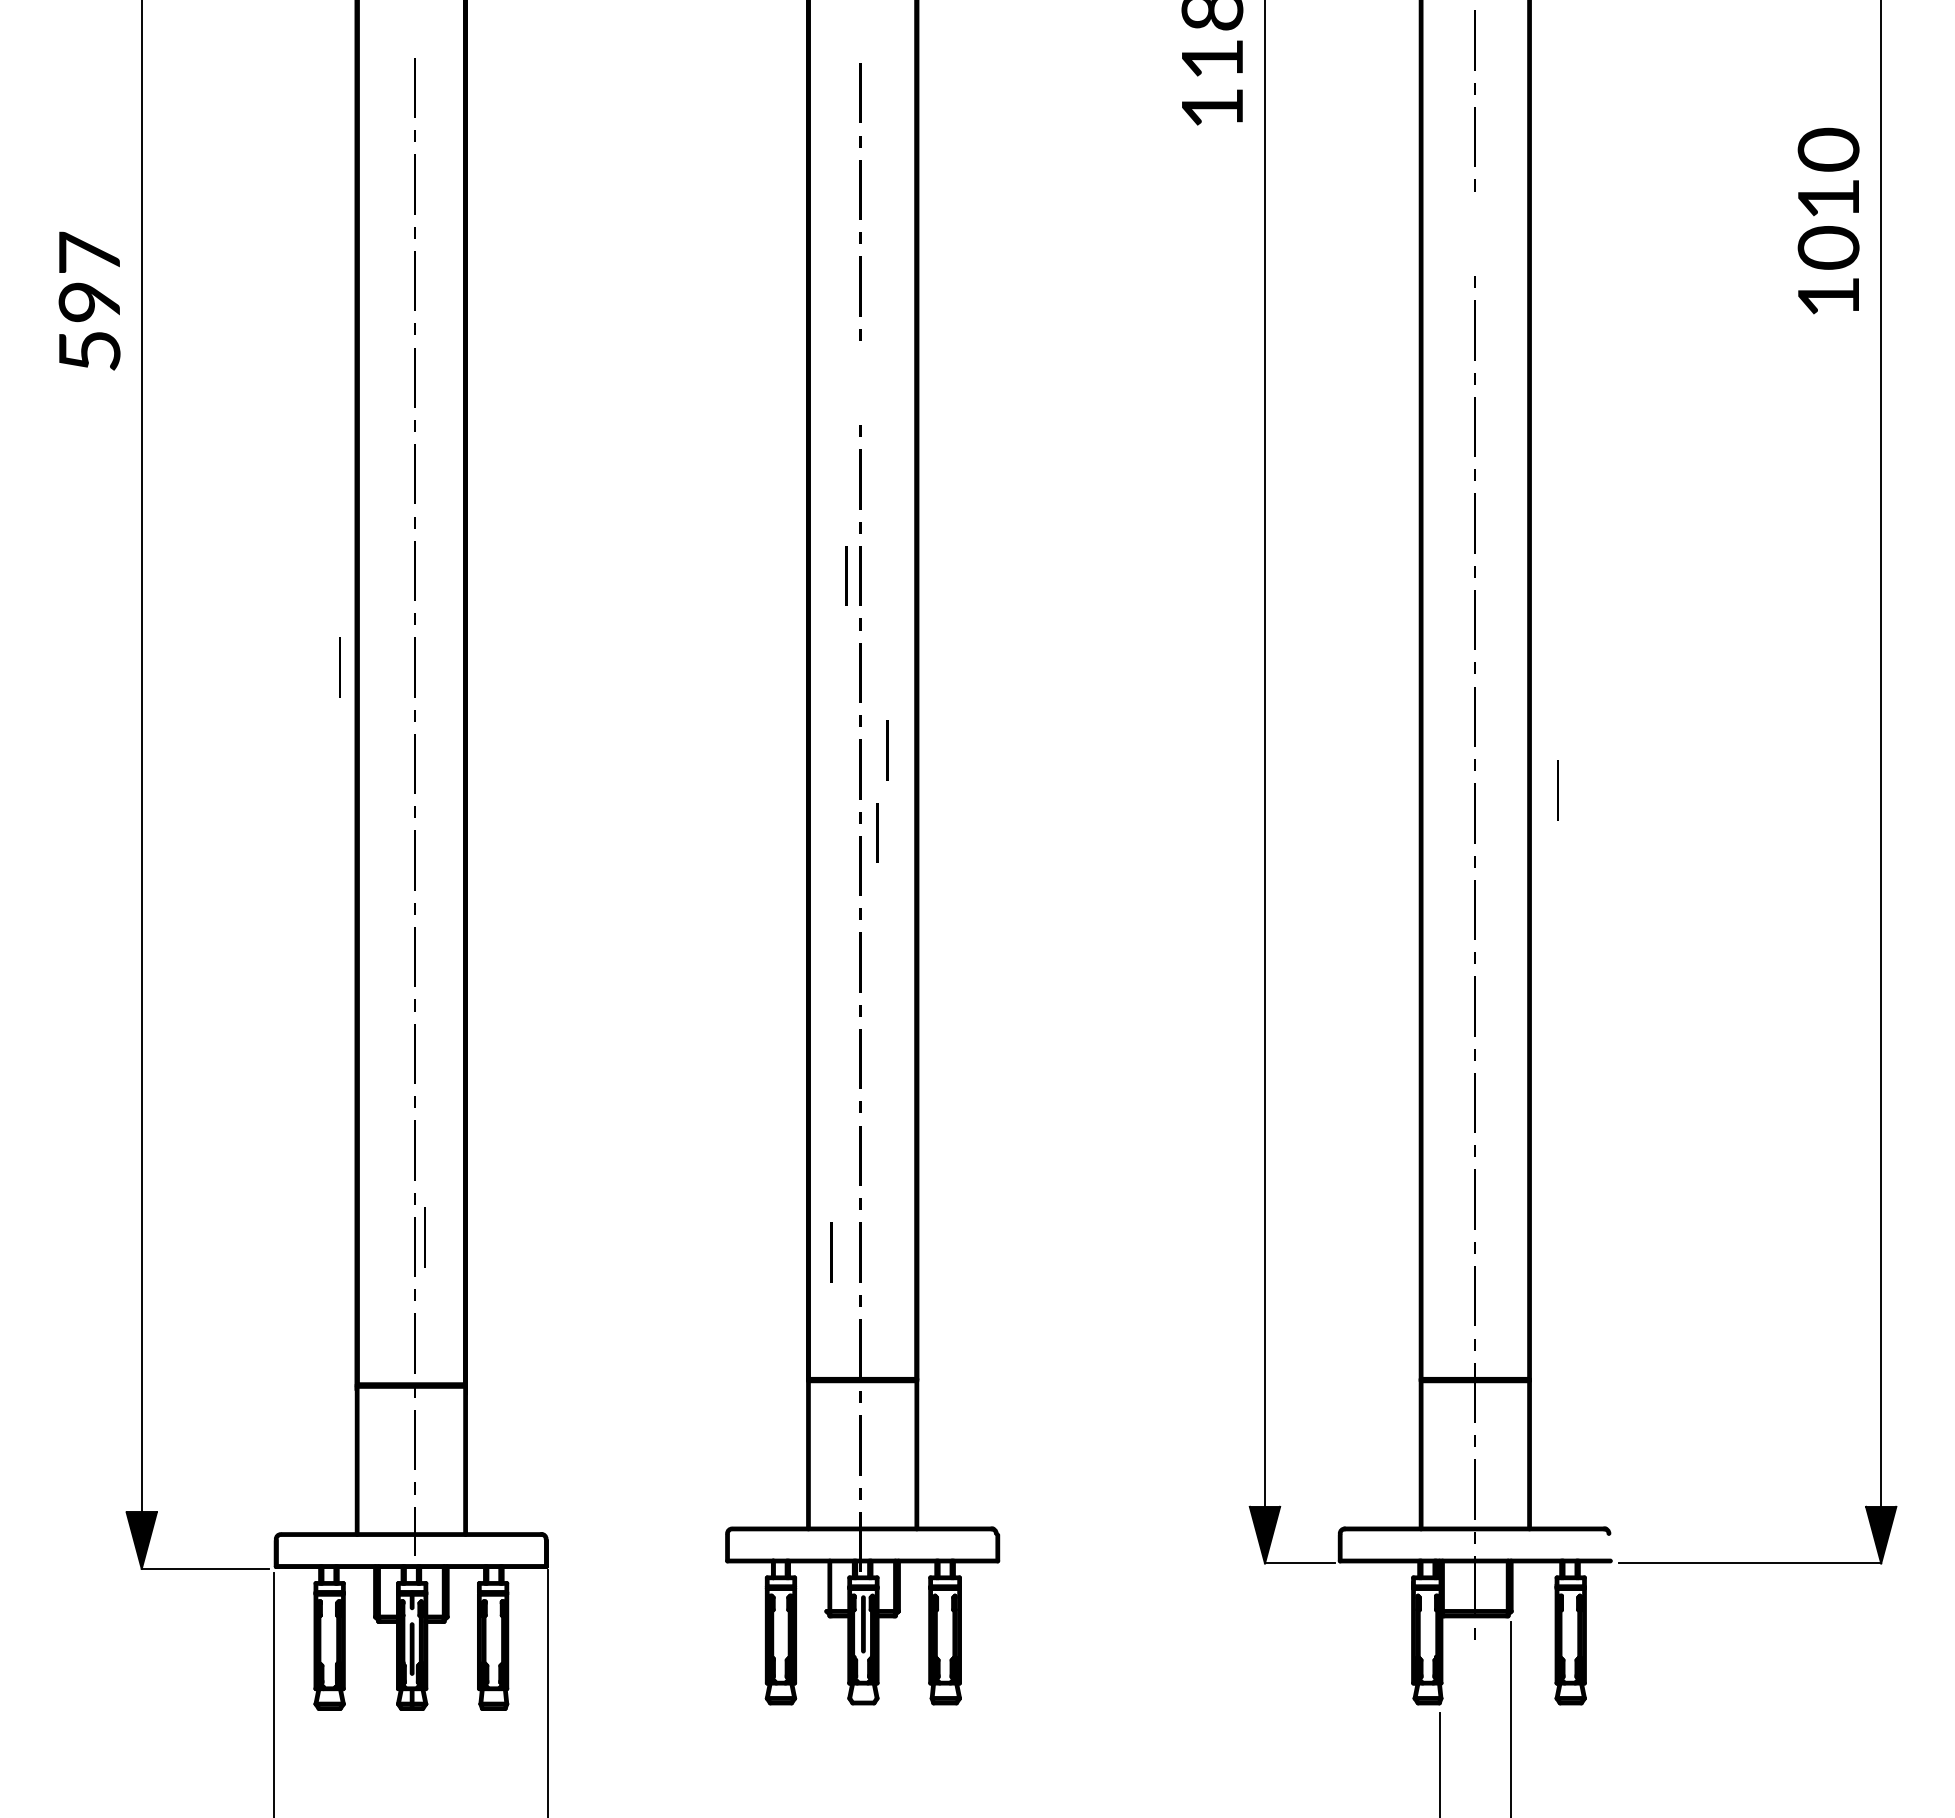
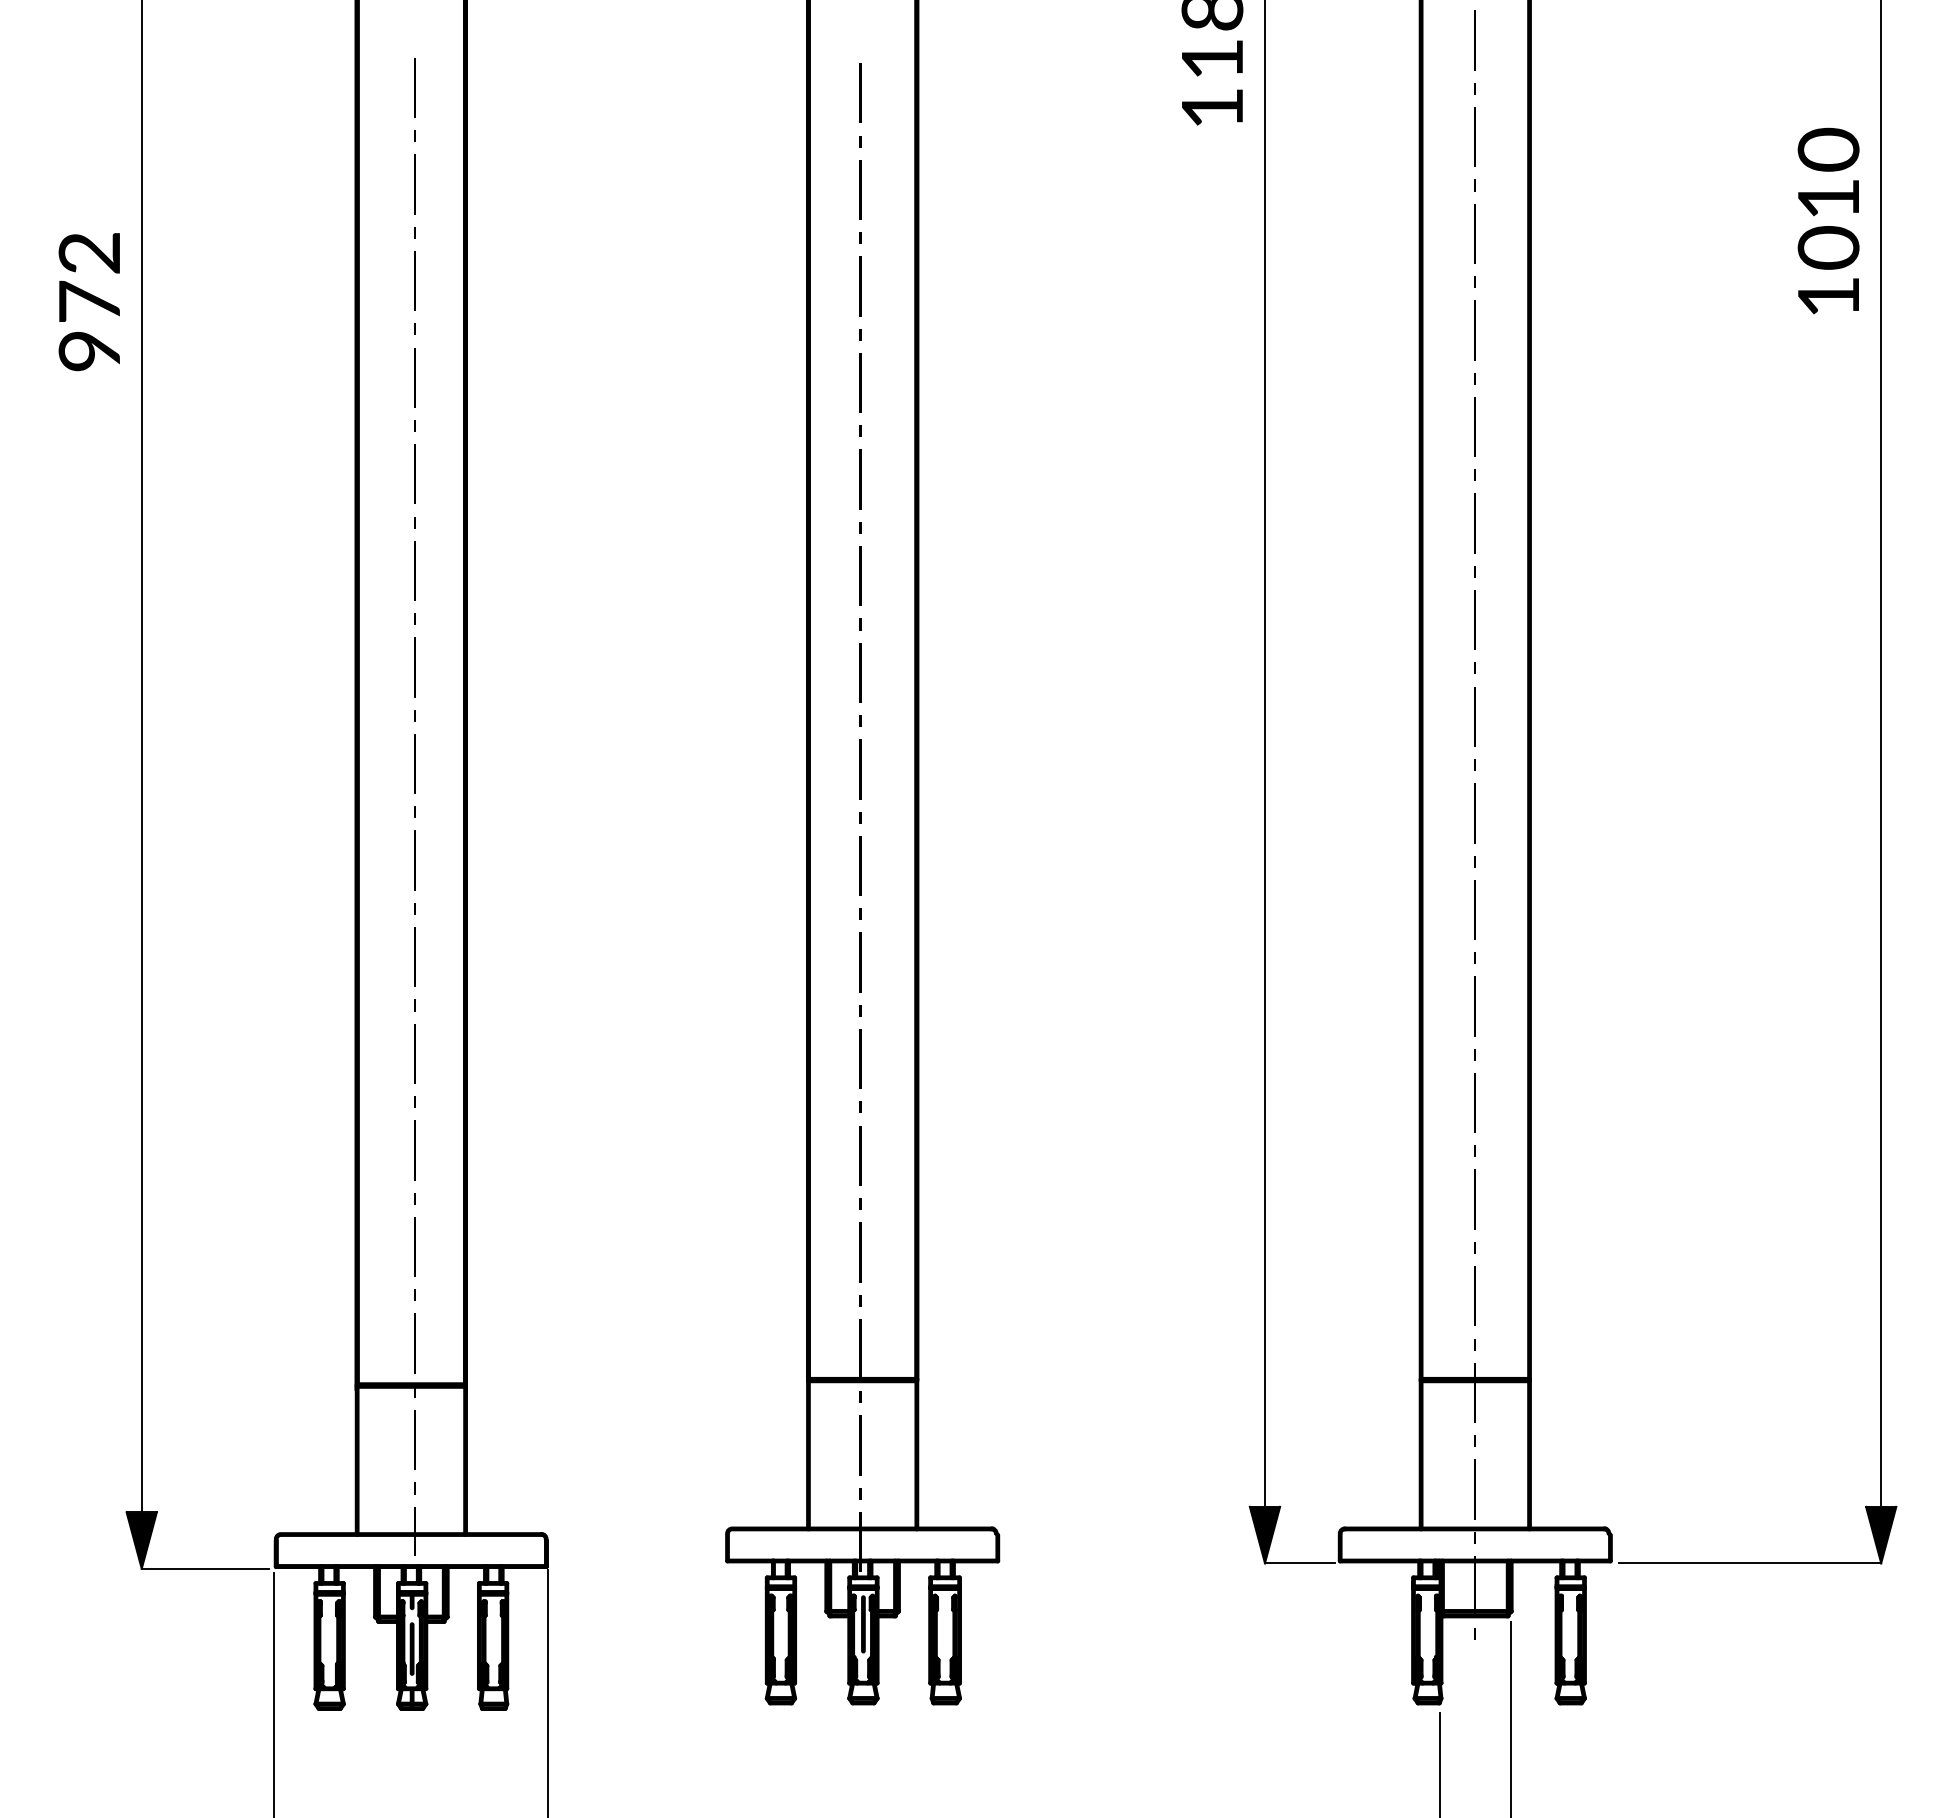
fill: none -> present (1474, 233)
text: 597 -> 972 (89, 301)
fill: none -> present (860, 382)
line: present -> none (846, 575)
line: present -> none (339, 667)
line: present -> none (887, 750)
line: present -> none (1557, 790)
line: present -> none (877, 832)
line: present -> none (424, 1237)
line: present -> none (831, 1252)
fill: none -> present (1610, 1547)
fill: none -> present (826, 1585)
fill: none -> present (863, 1698)
